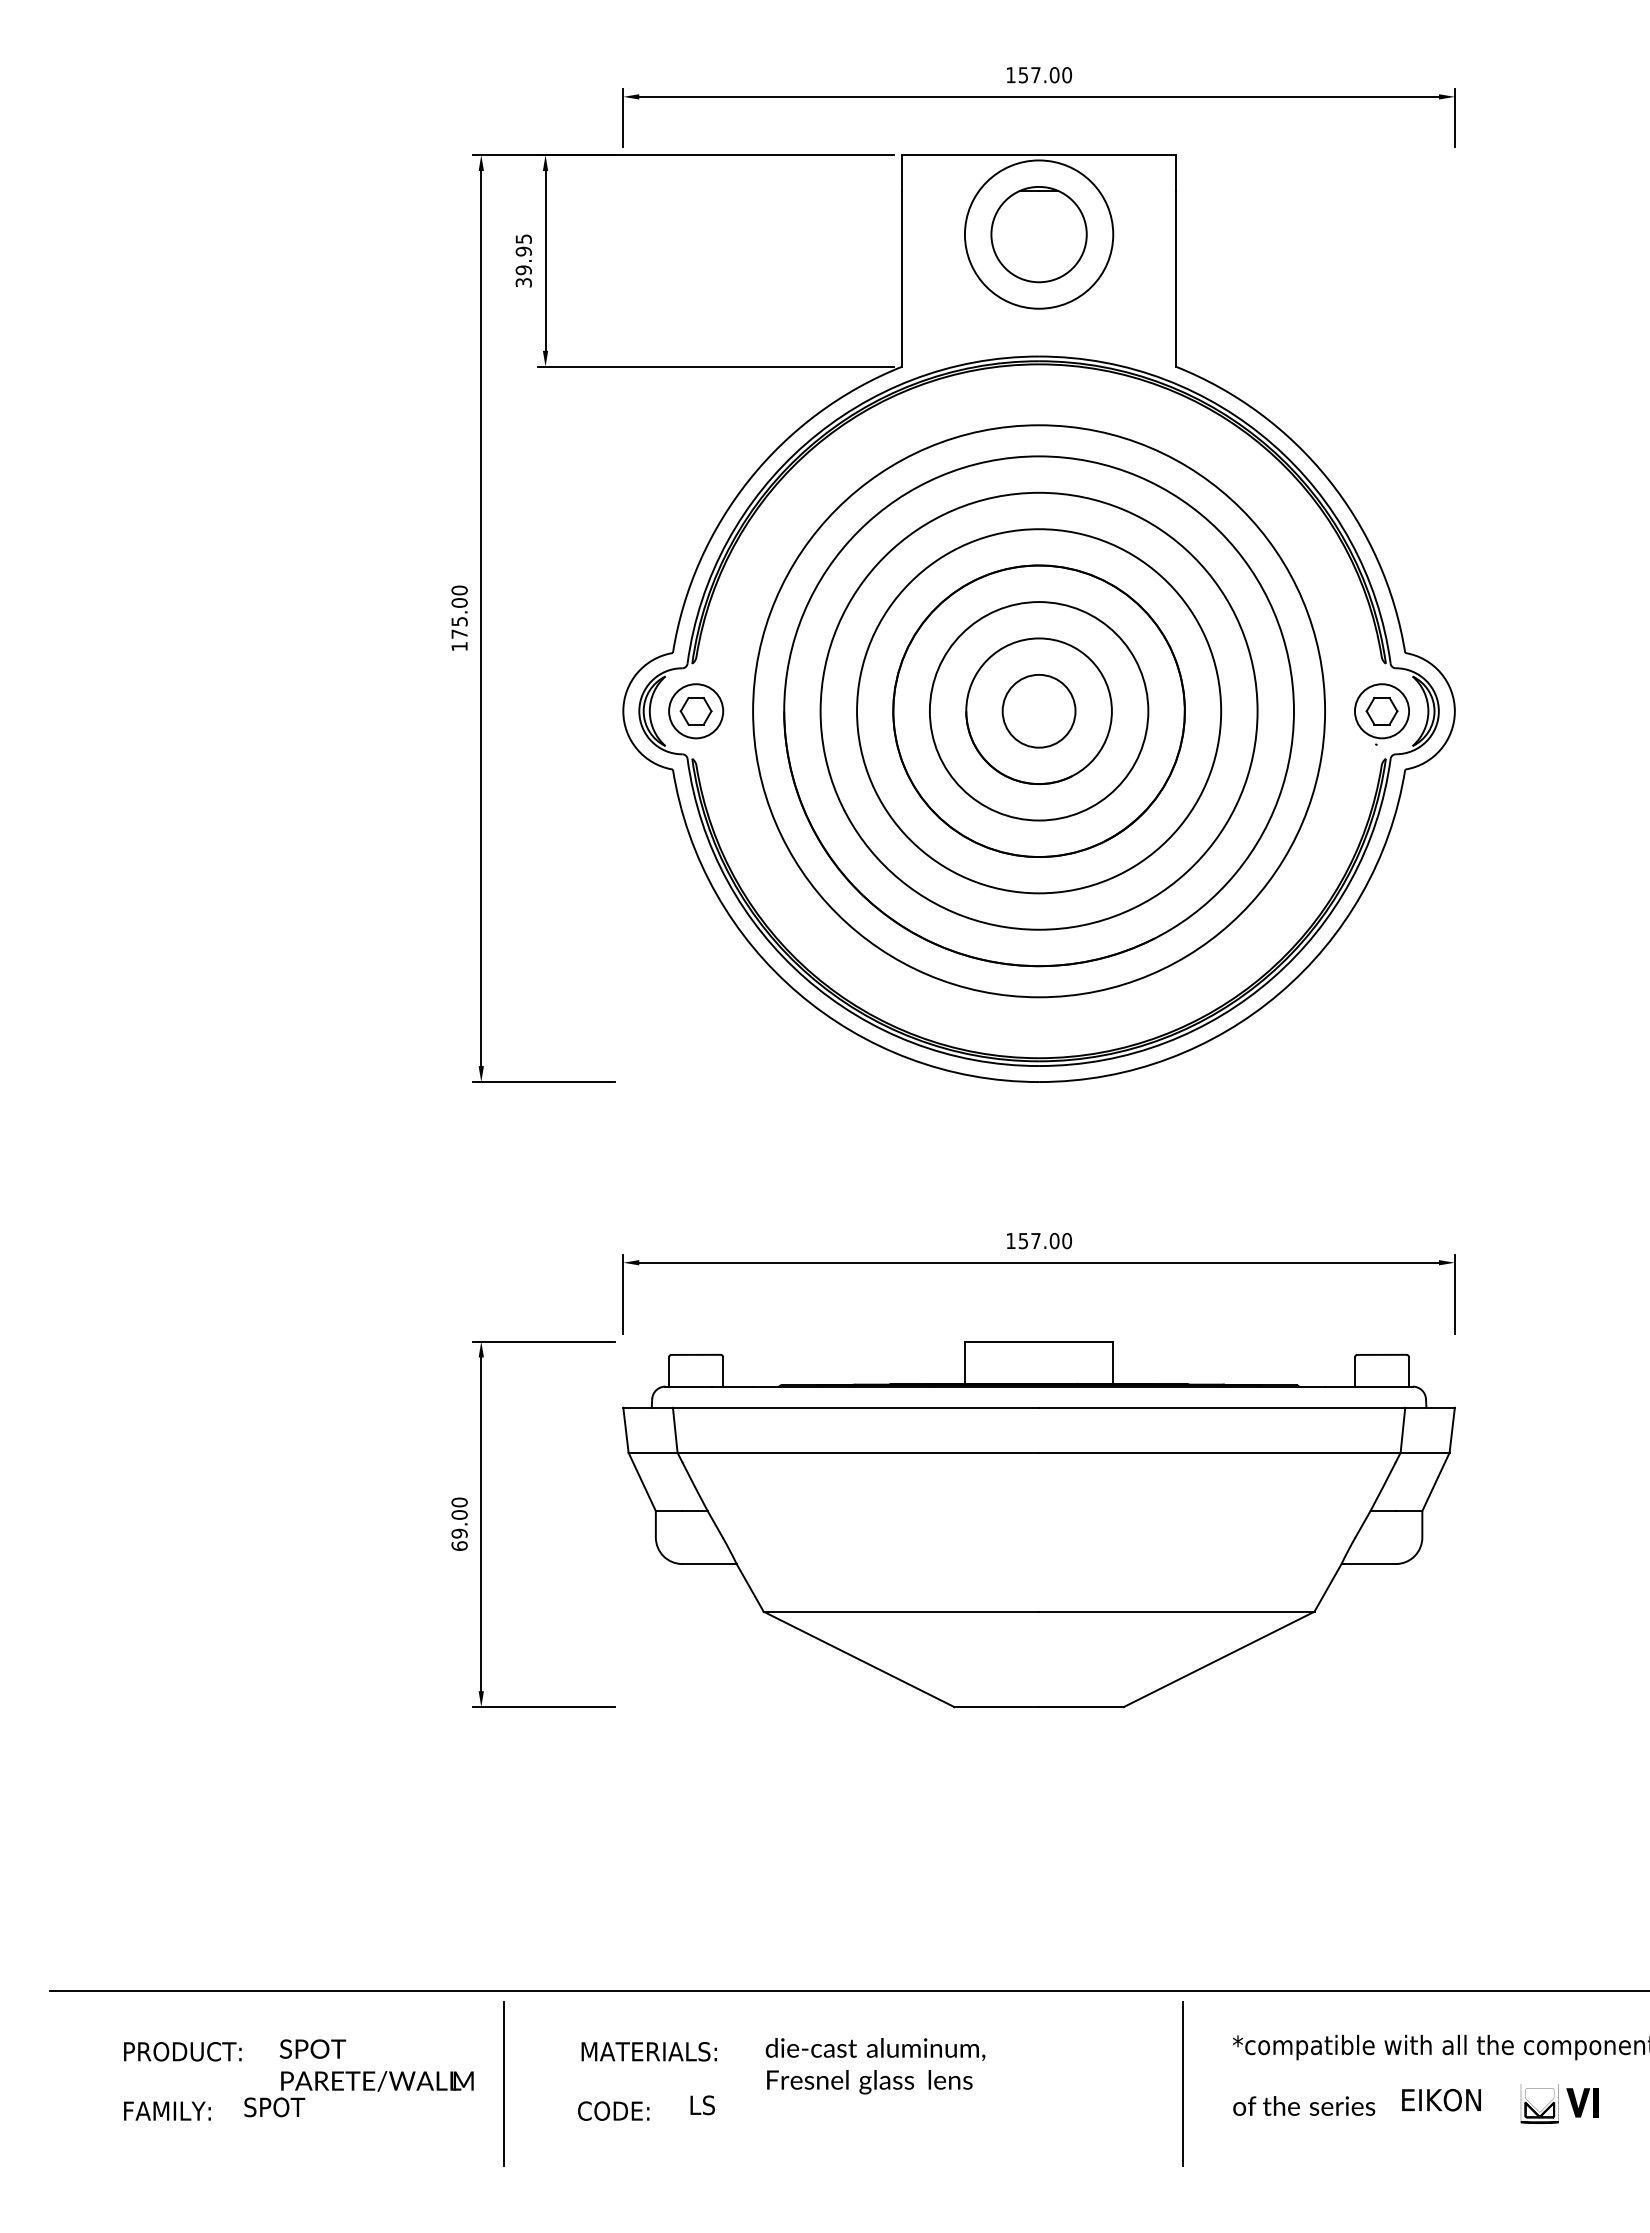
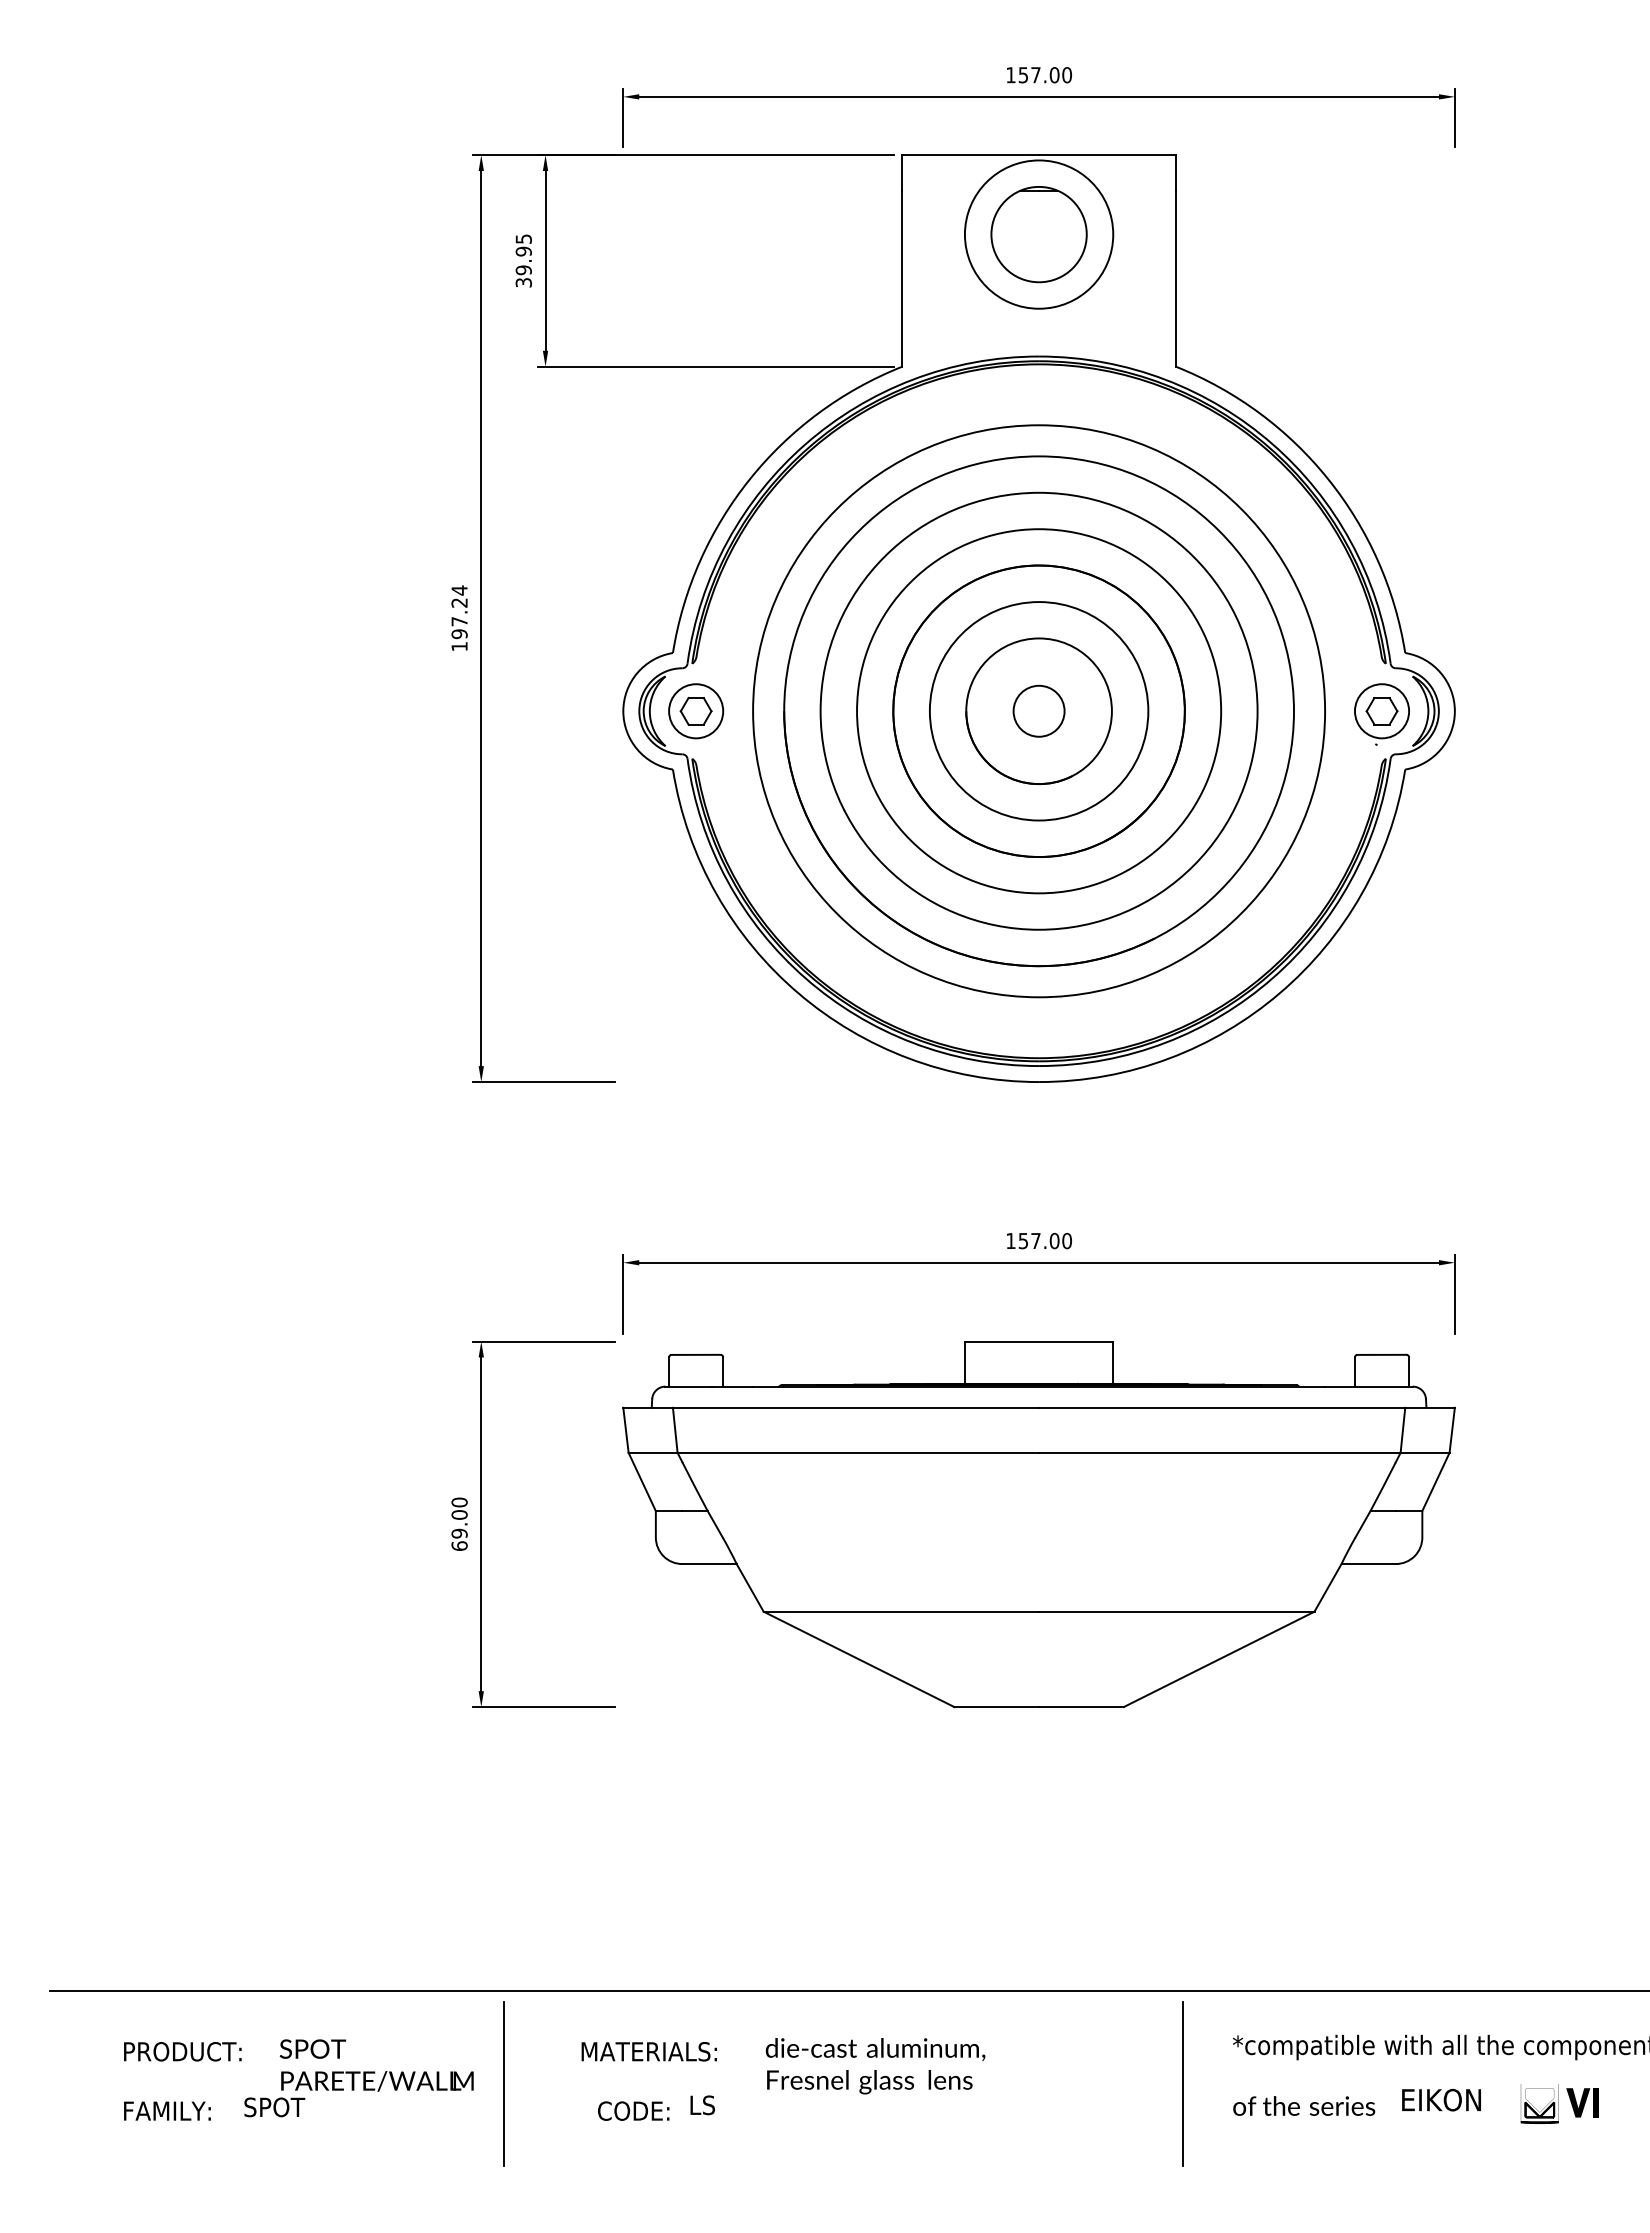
text: 175.00 -> 197.24 (459, 612)
circle diameter: 73 px -> 51 px (1038, 710)
text position: (613, 2110) -> (633, 2110) (633, 2110)
